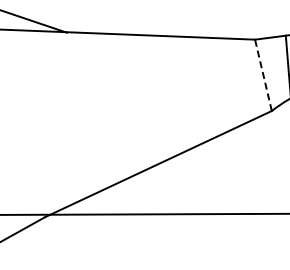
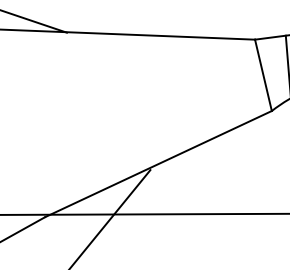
line: dashed -> solid (263, 75)
line: none -> present (110, 218)
